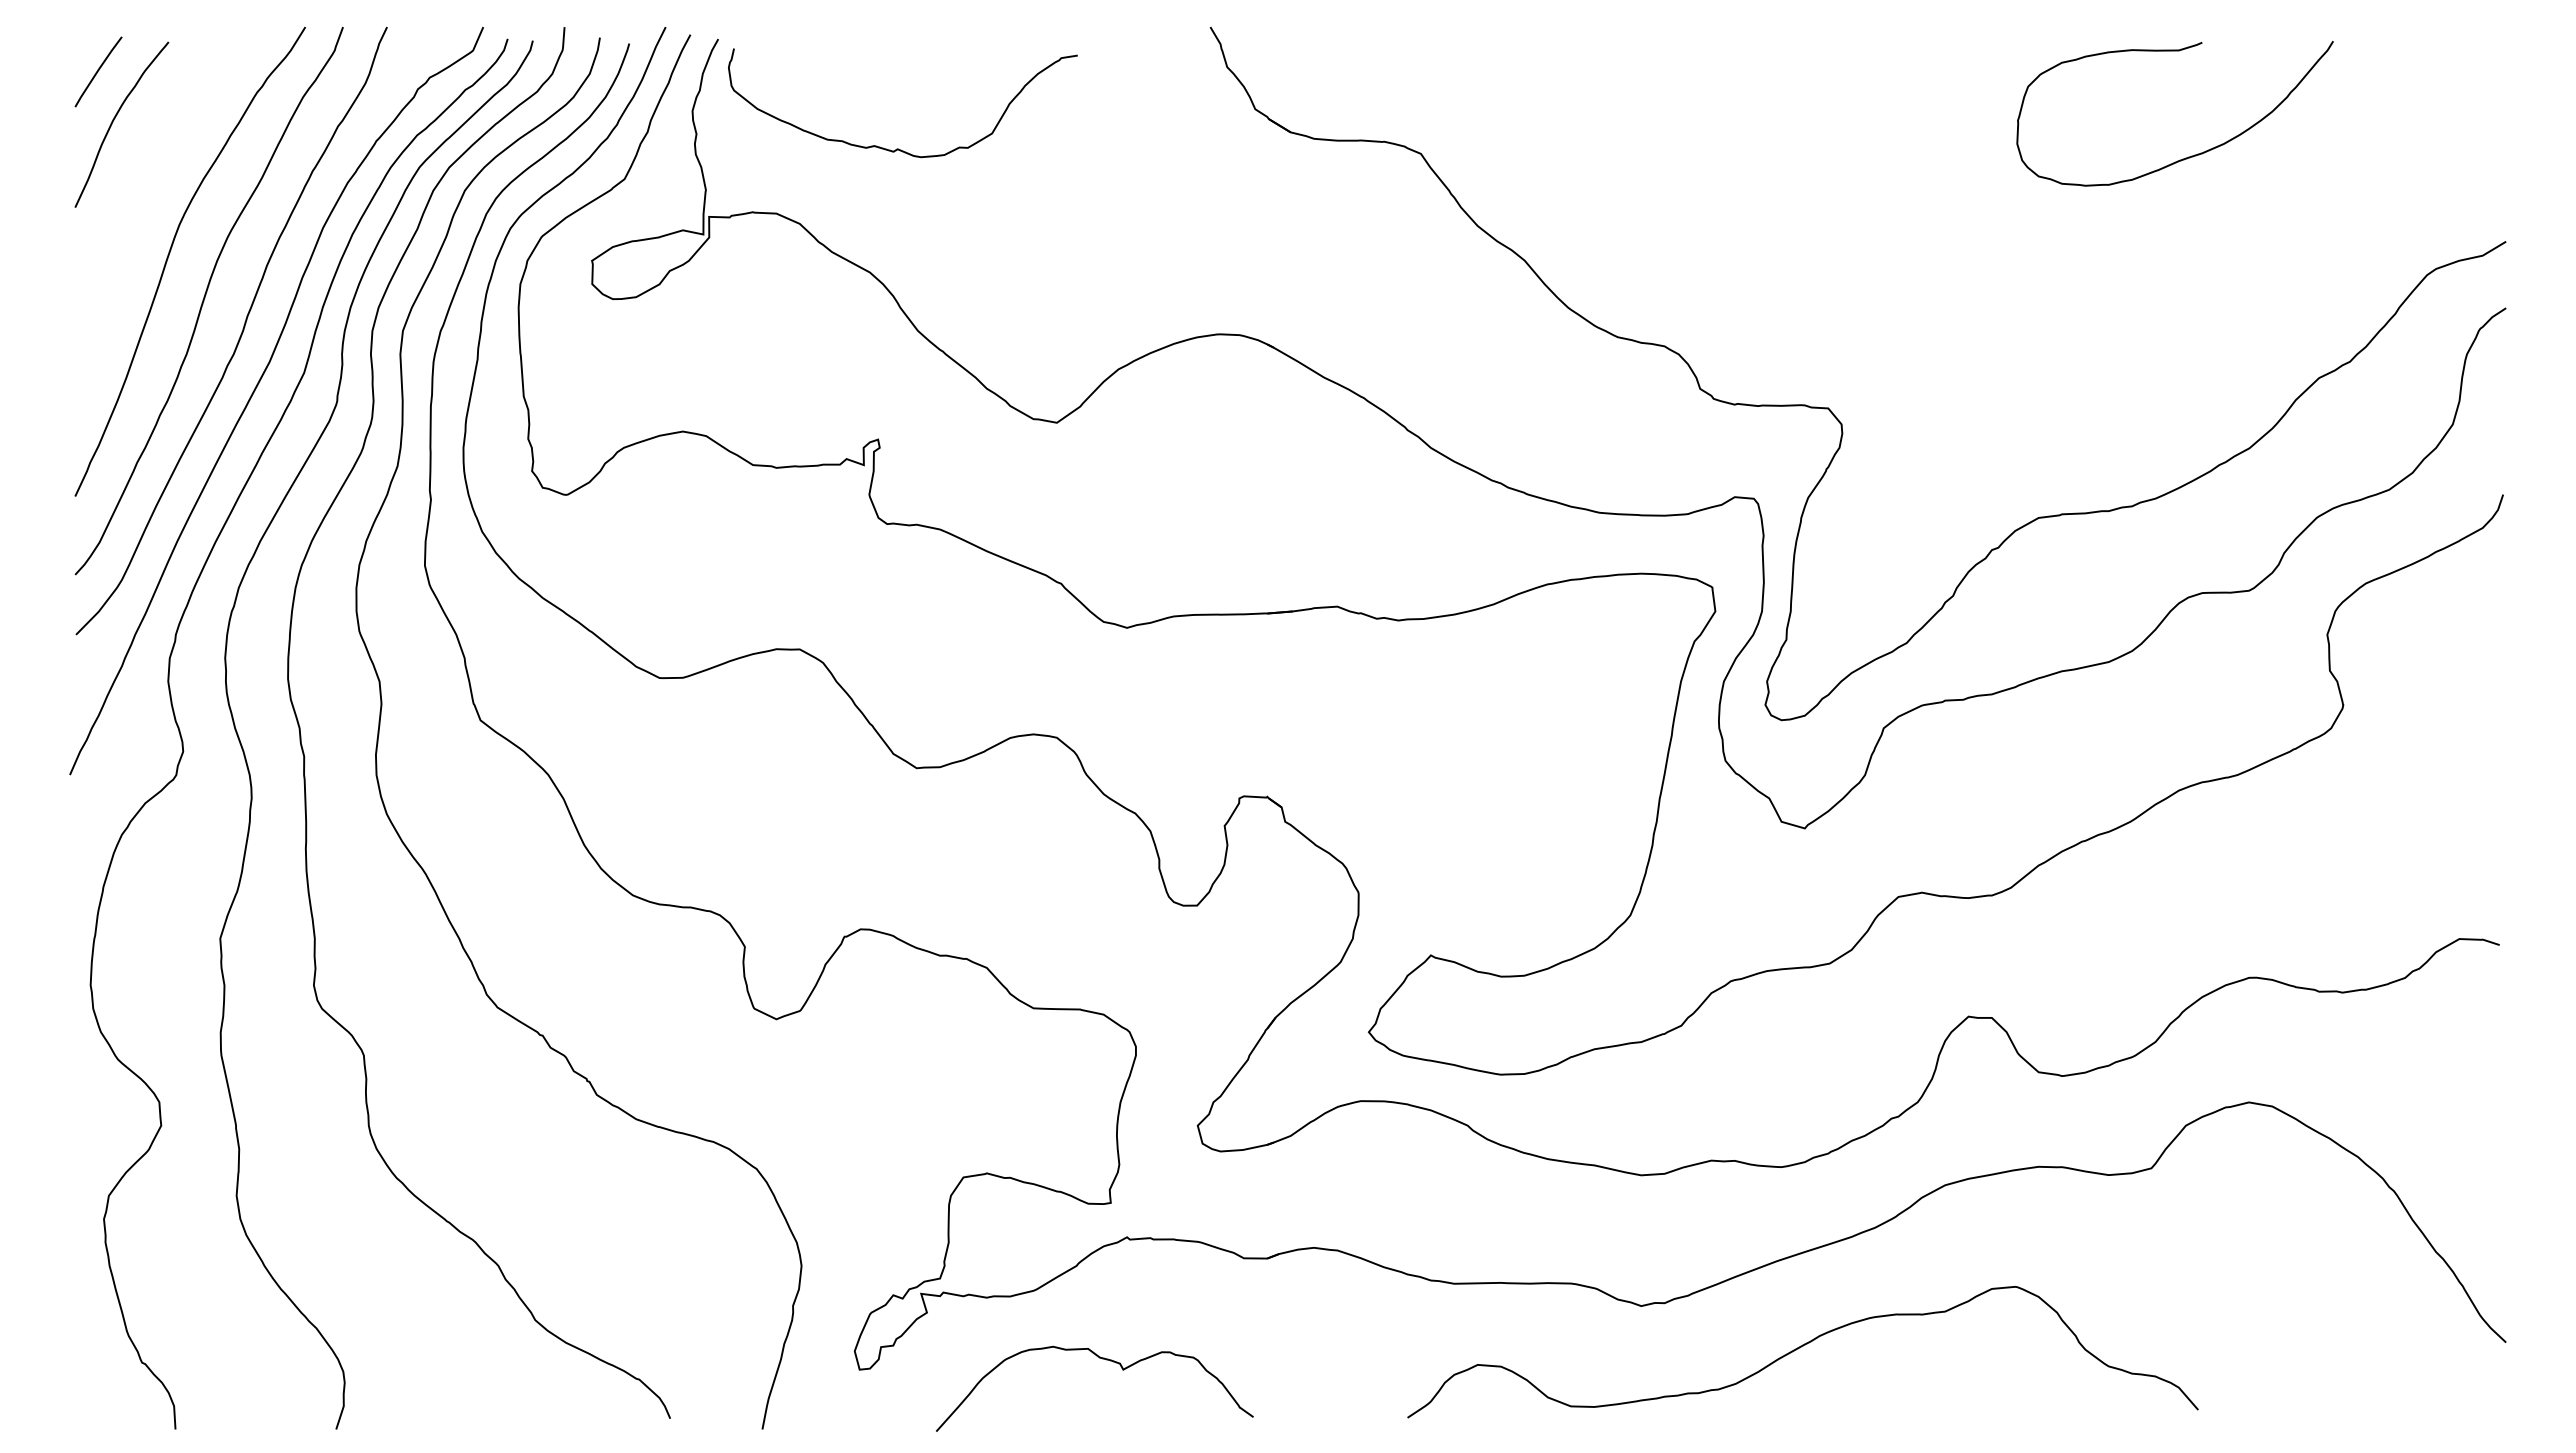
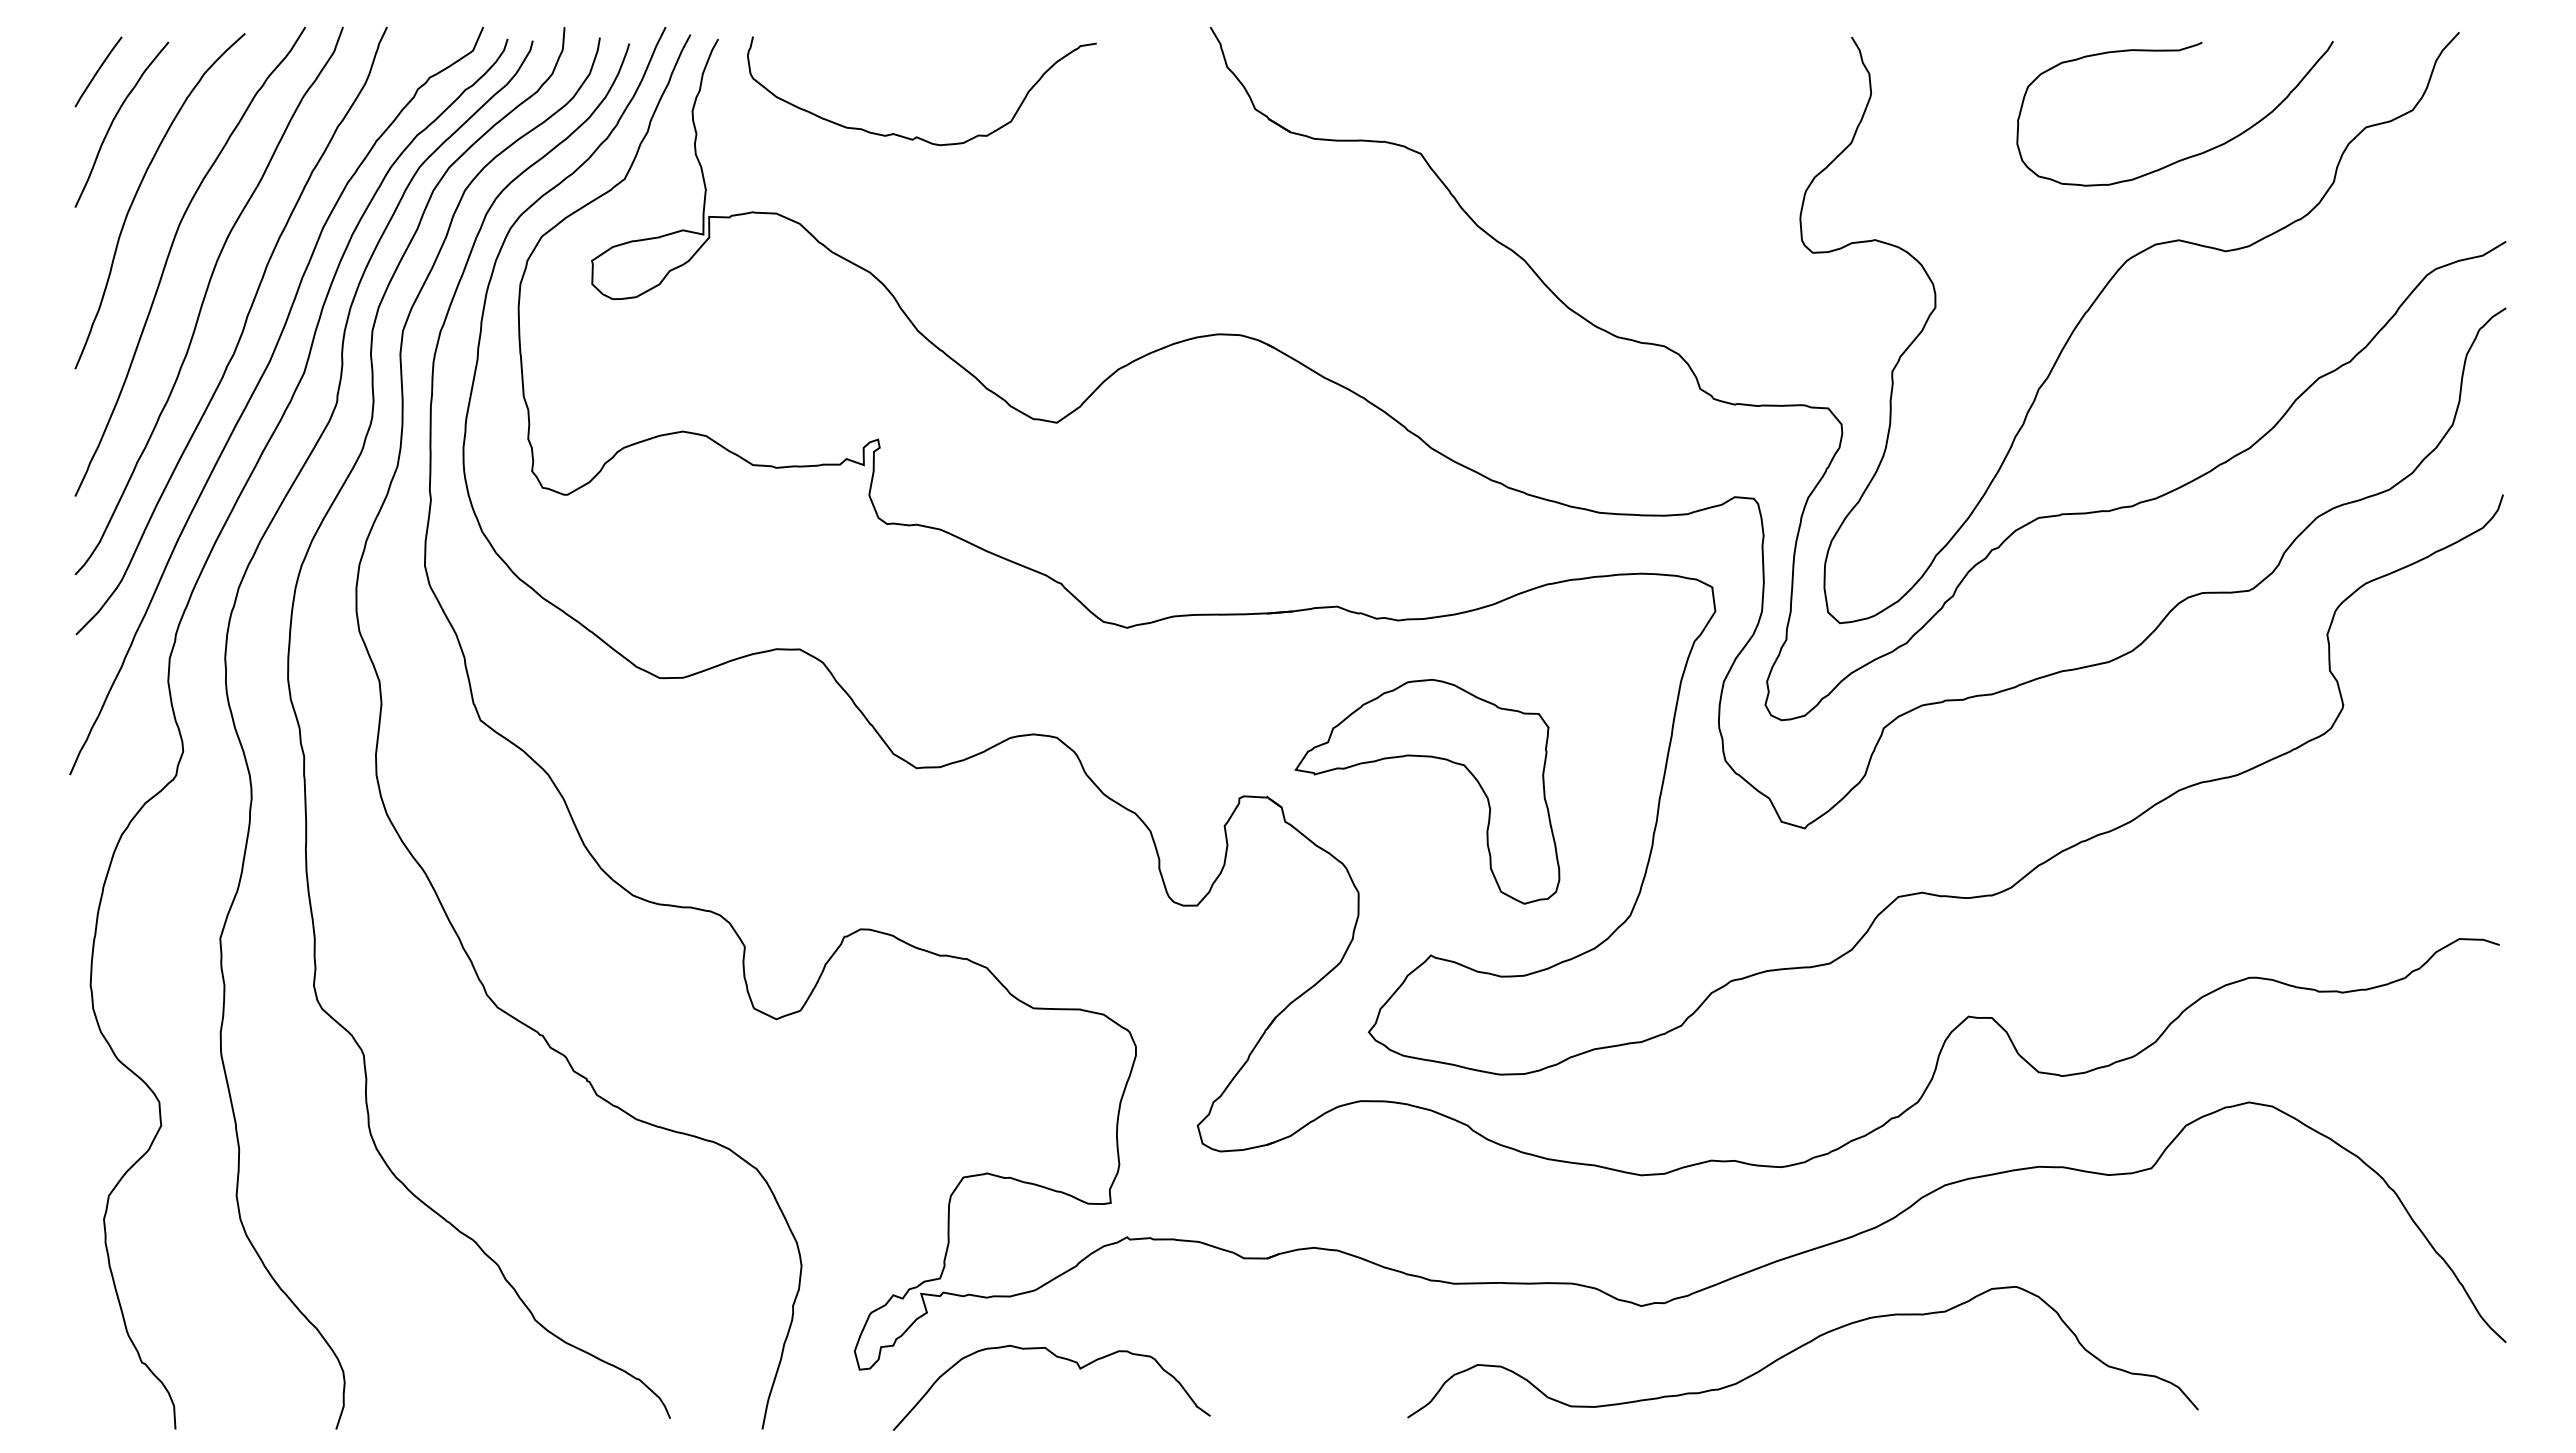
curve position: (898, 148) -> (917, 136) (917, 136)
curve: none -> present (138, 191)
curve: none -> present (2094, 303)
part: none -> present (1434, 758)
curve position: (1102, 1359) -> (1059, 1358) (1059, 1358)
